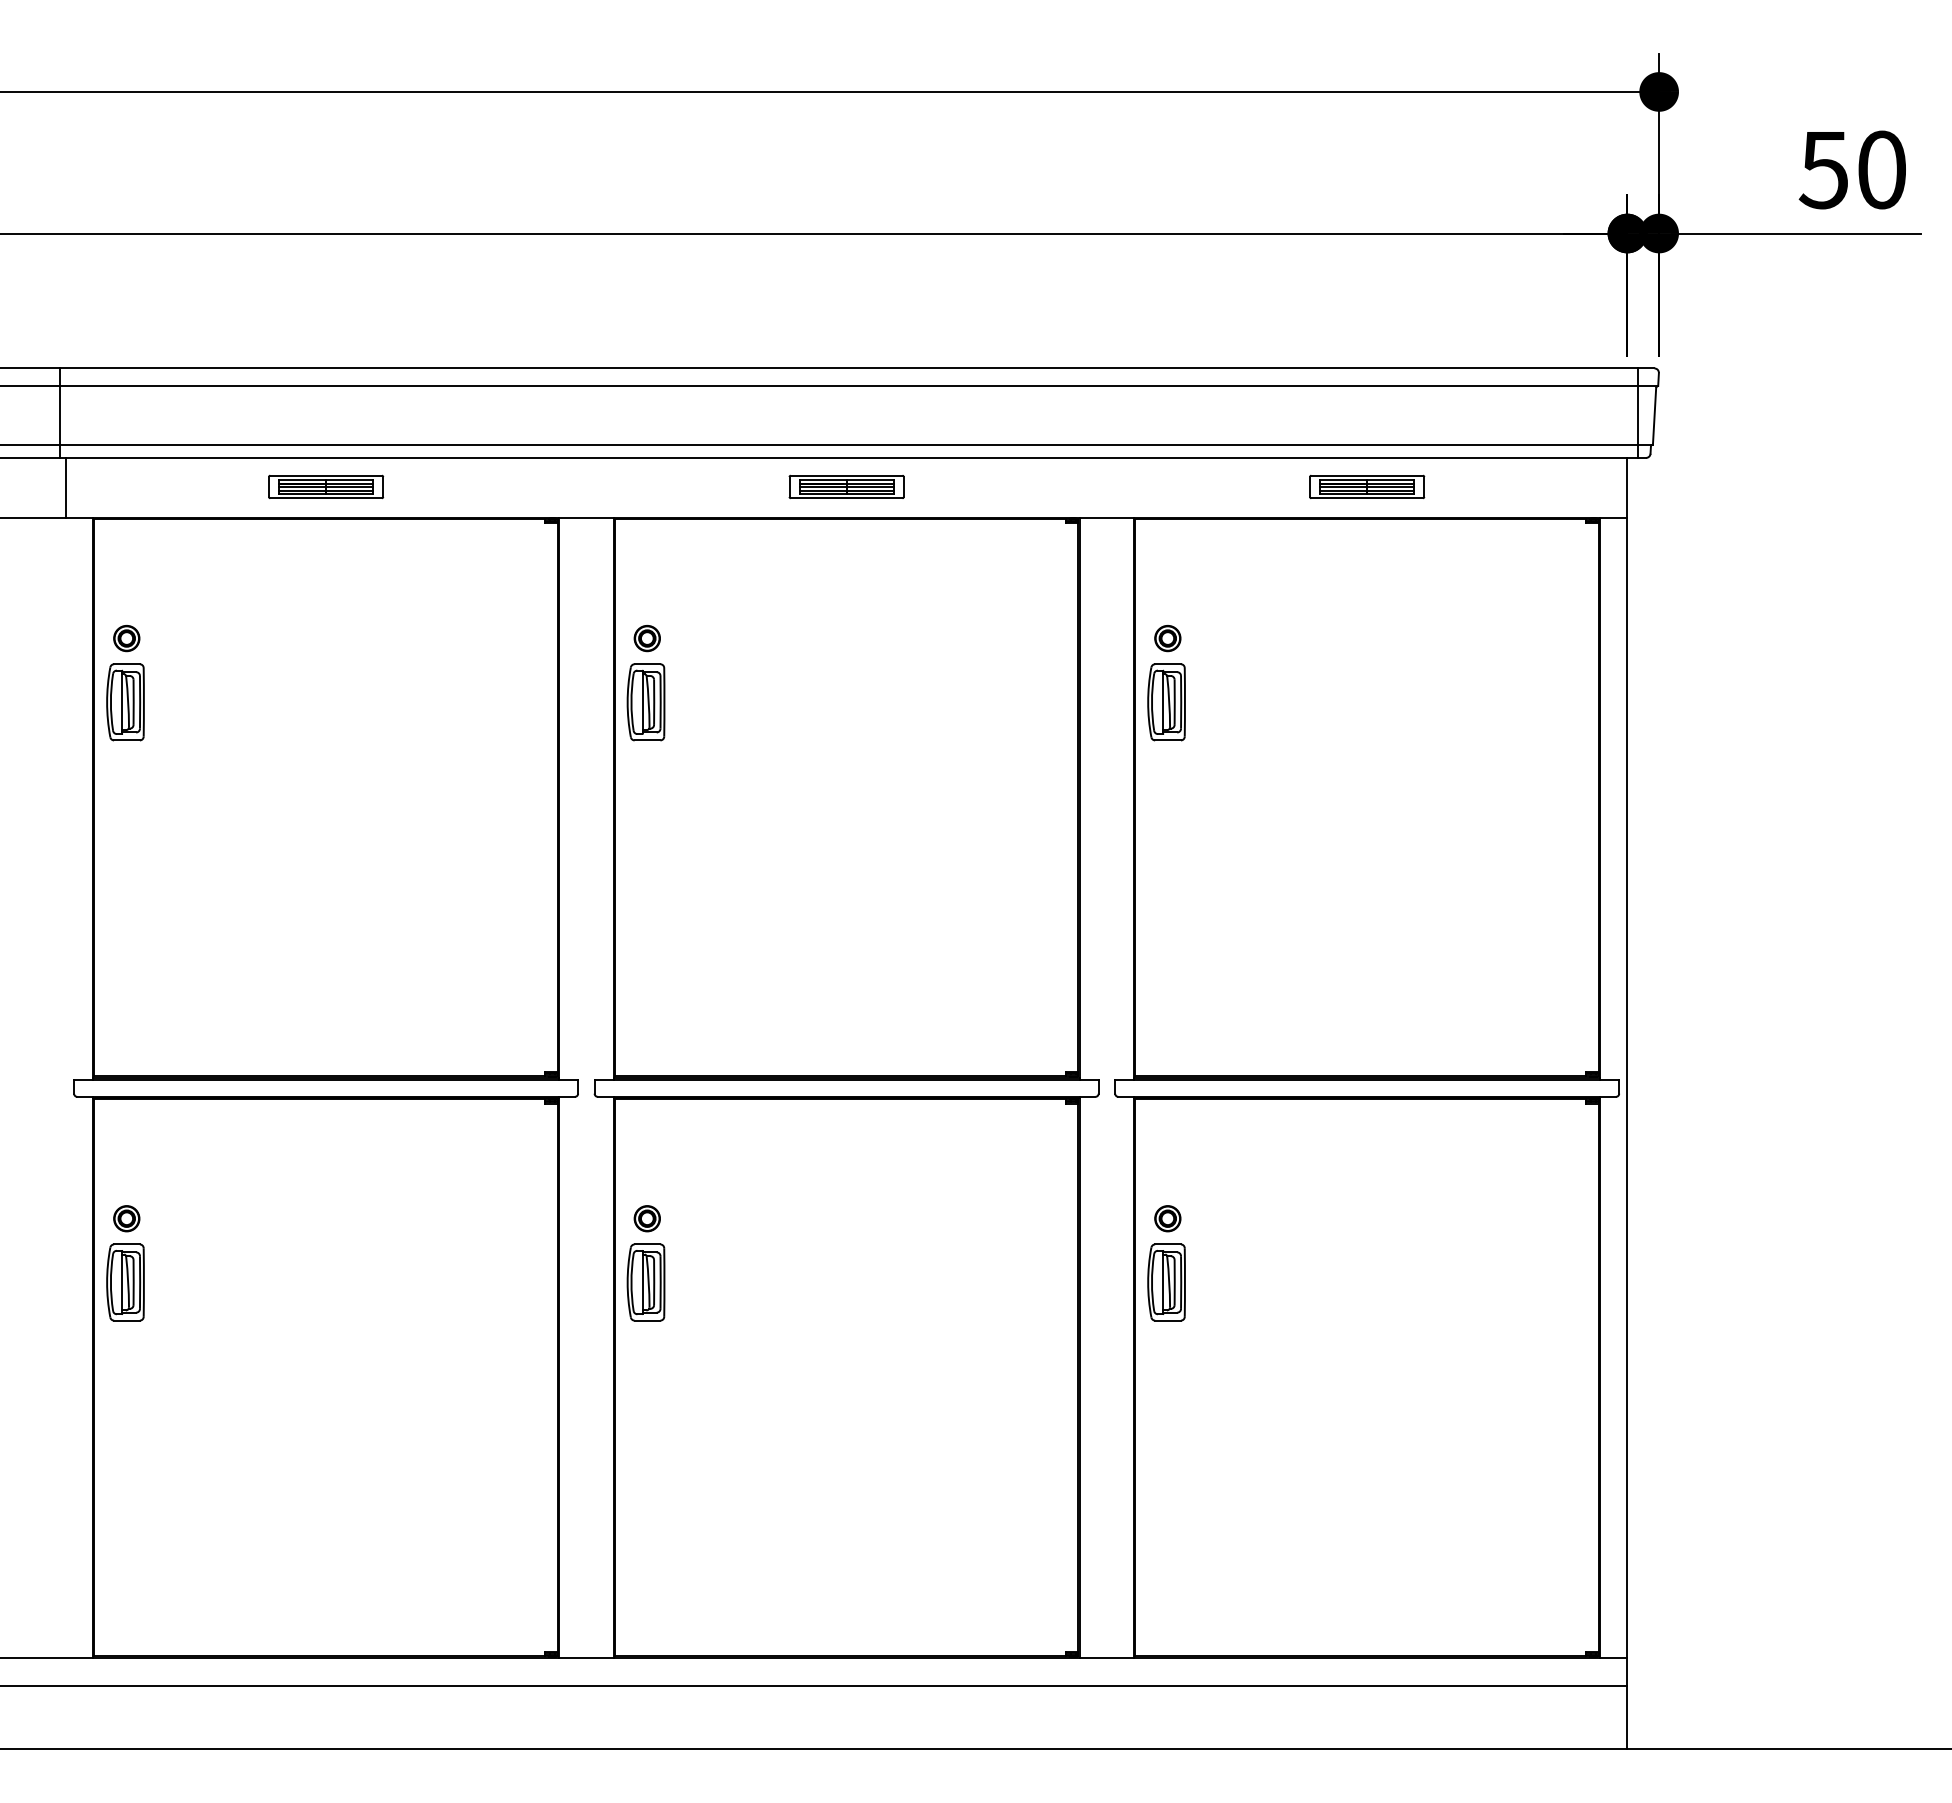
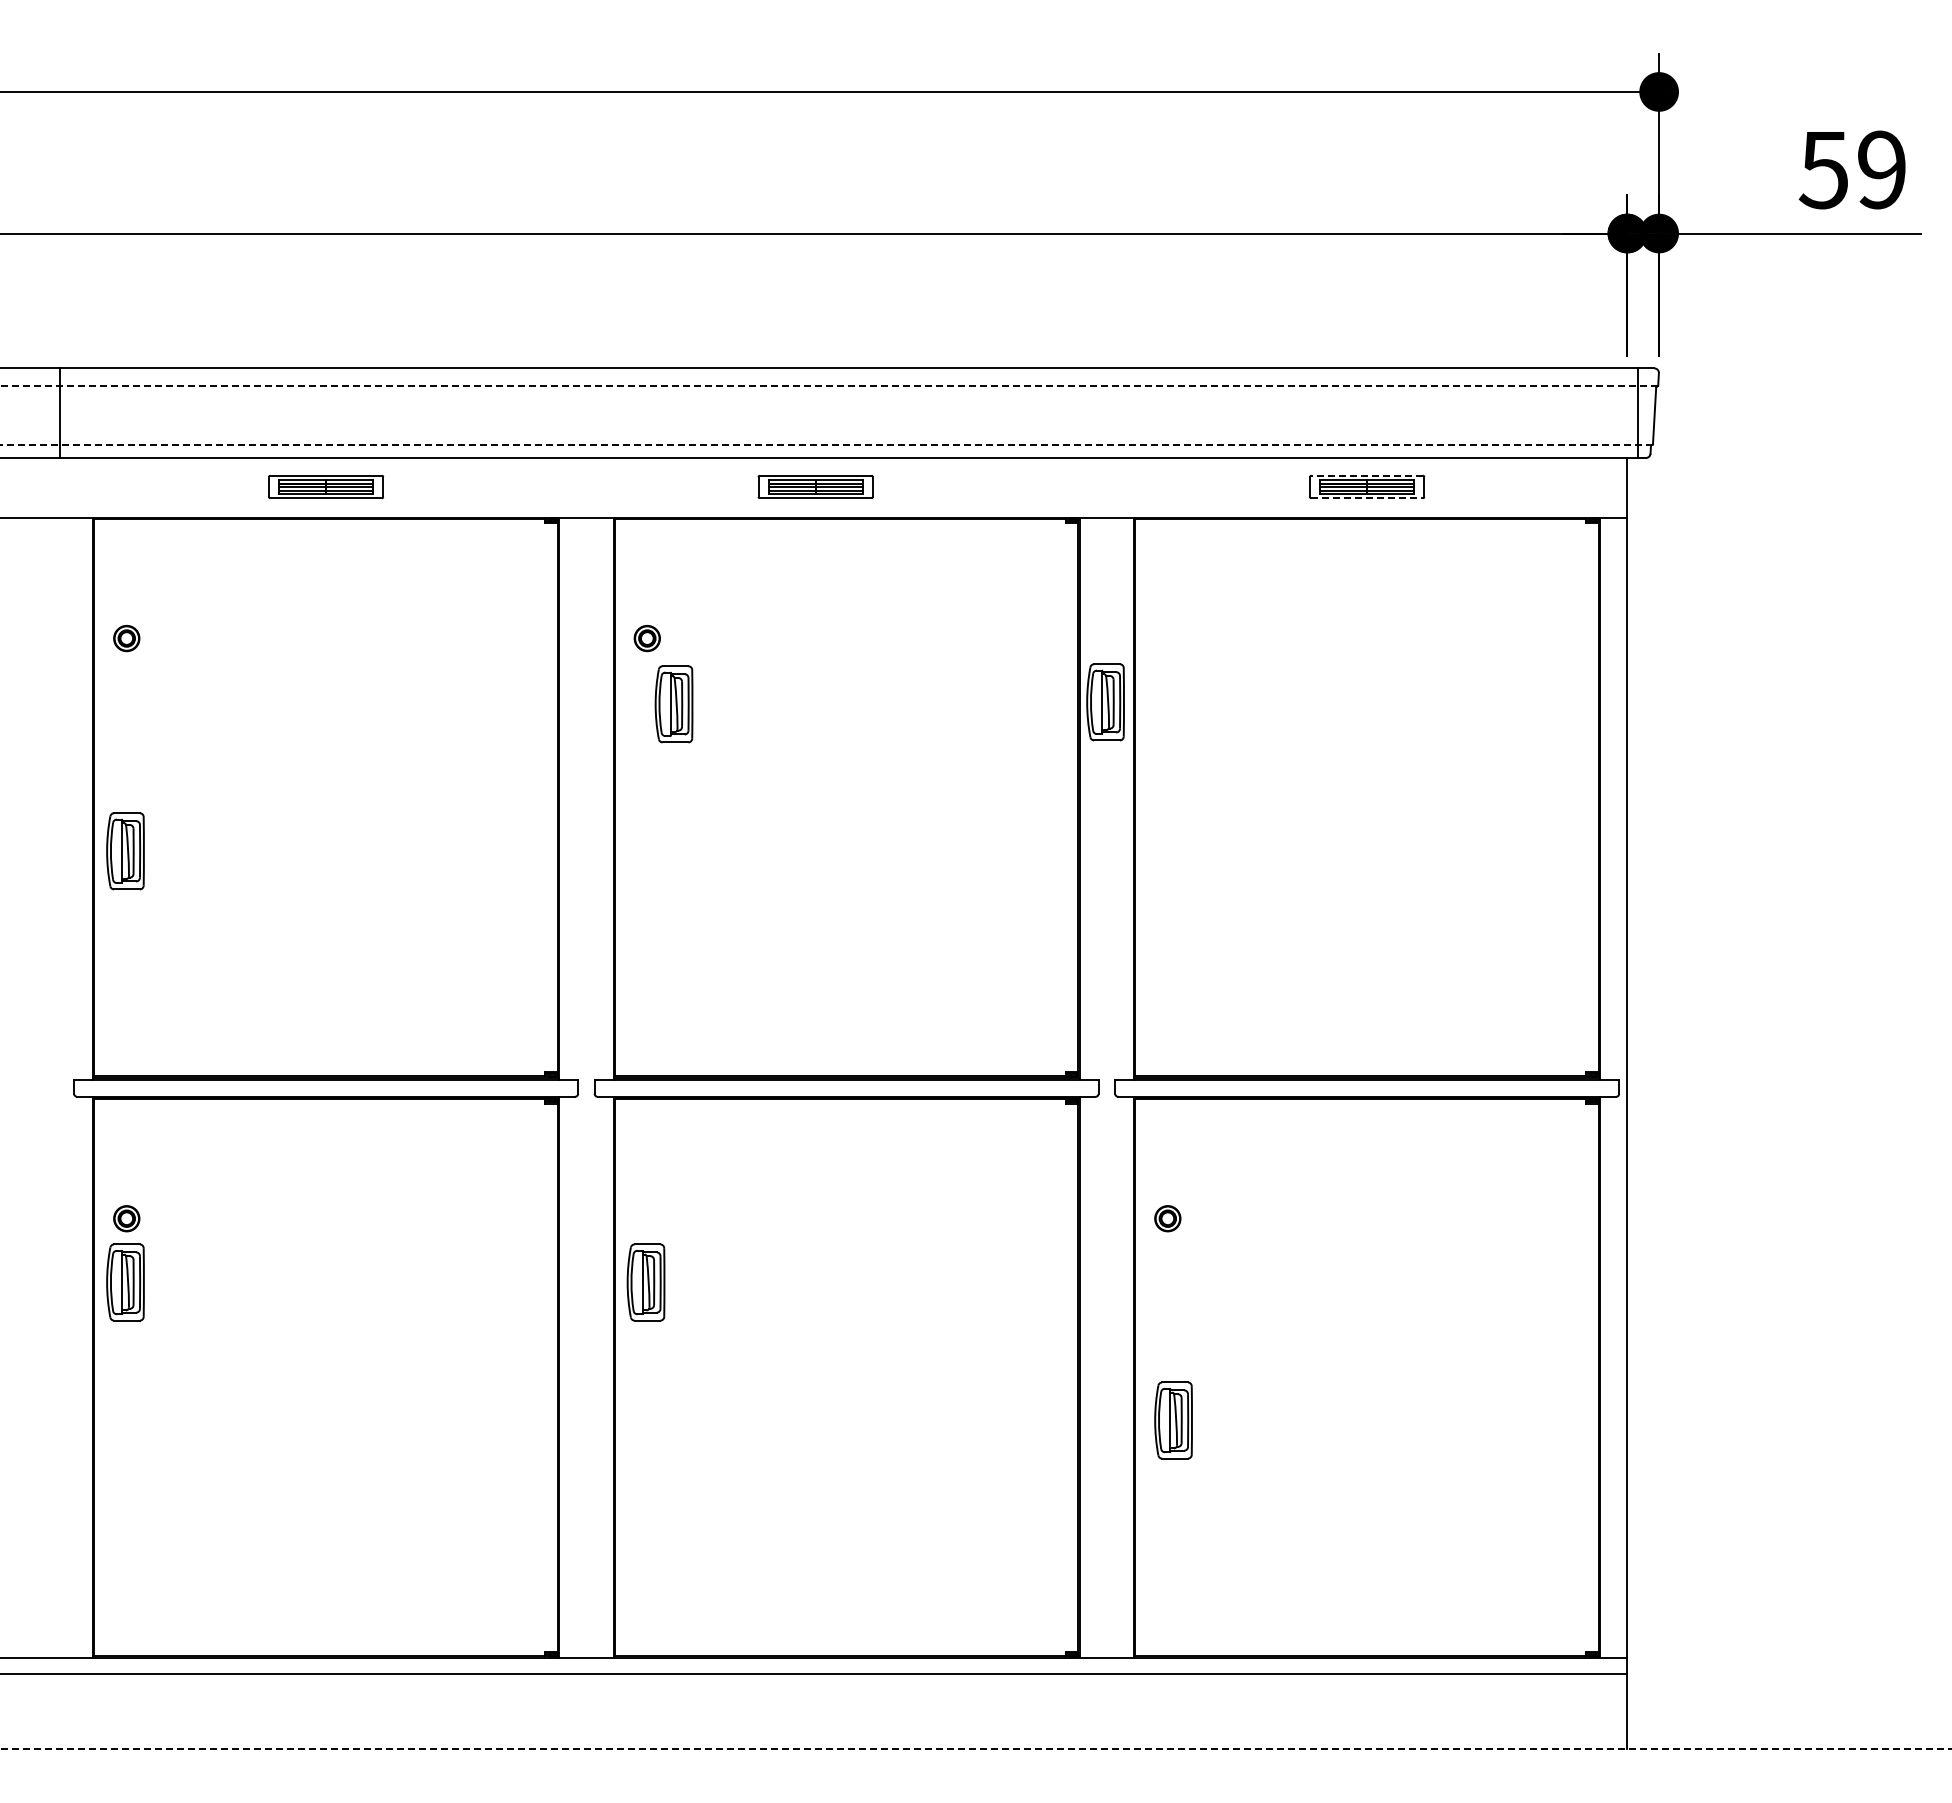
text: 50 -> 59 (1881, 169)
line: solid -> dashed (828, 386)
line: solid -> dashed (826, 444)
line: solid -> dashed (1367, 475)
part position: (846, 486) -> (815, 486) (815, 486)
line: present -> none (65, 487)
line: solid -> dashed (1367, 498)
part: present -> none (1167, 638)
part position: (125, 702) -> (125, 851) (125, 851)
part position: (645, 702) -> (673, 704) (673, 704)
part position: (1166, 702) -> (1105, 702) (1105, 702)
part: present -> none (646, 1218)
part position: (1166, 1282) -> (1173, 1420) (1173, 1420)
line position: (814, 1685) -> (814, 1673) (814, 1673)
line: solid -> dashed (976, 1749)
